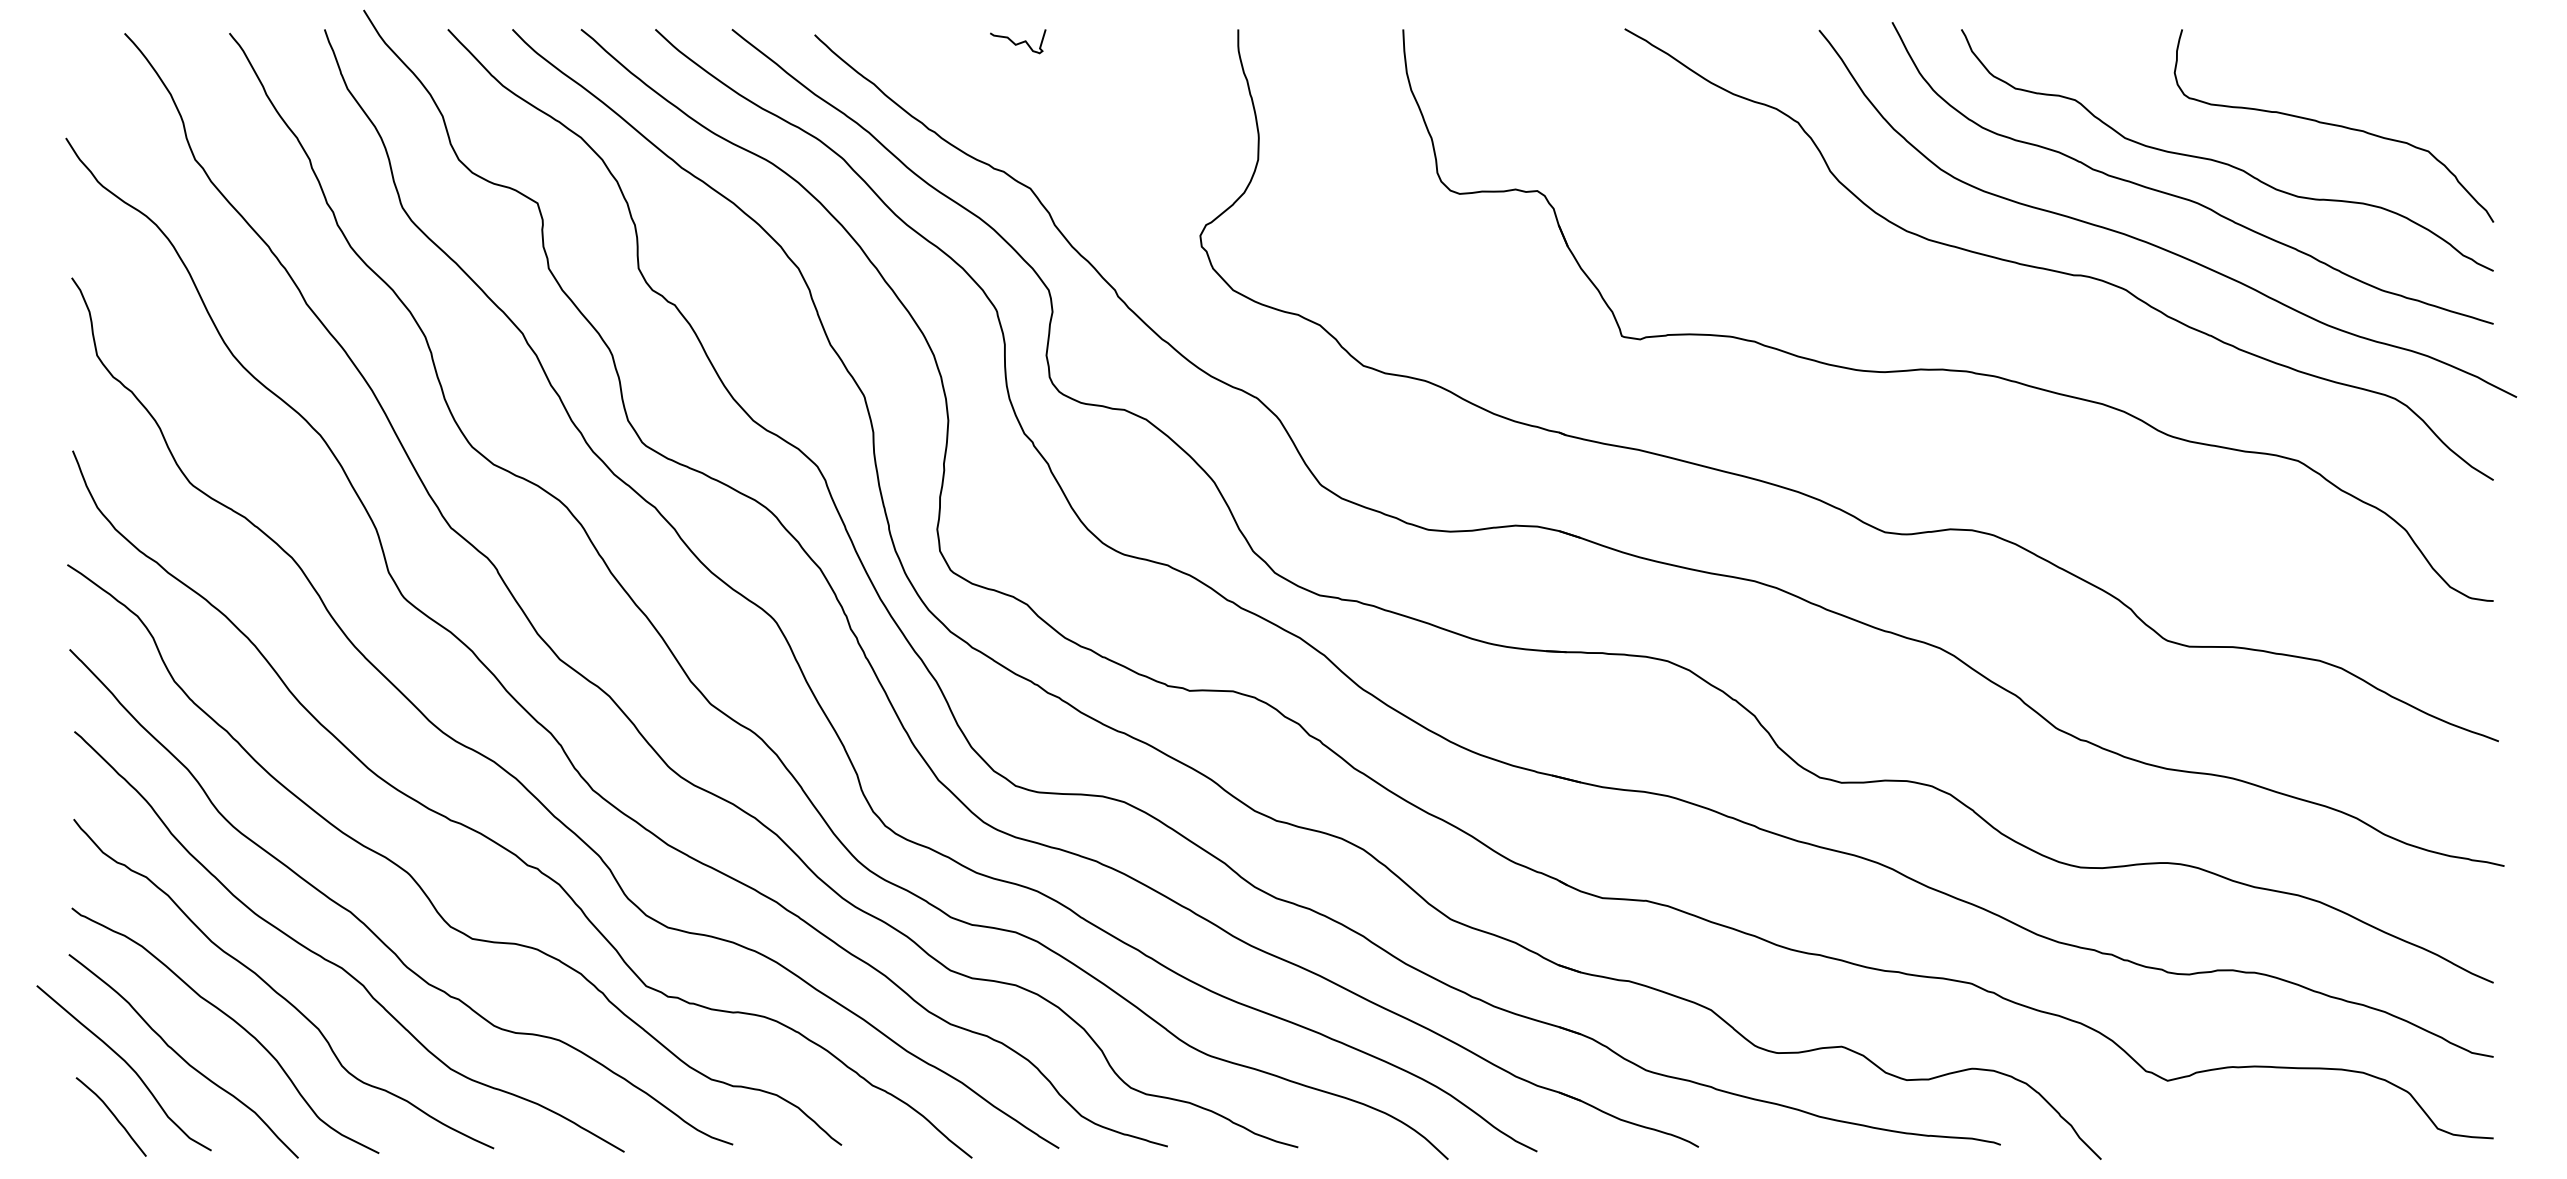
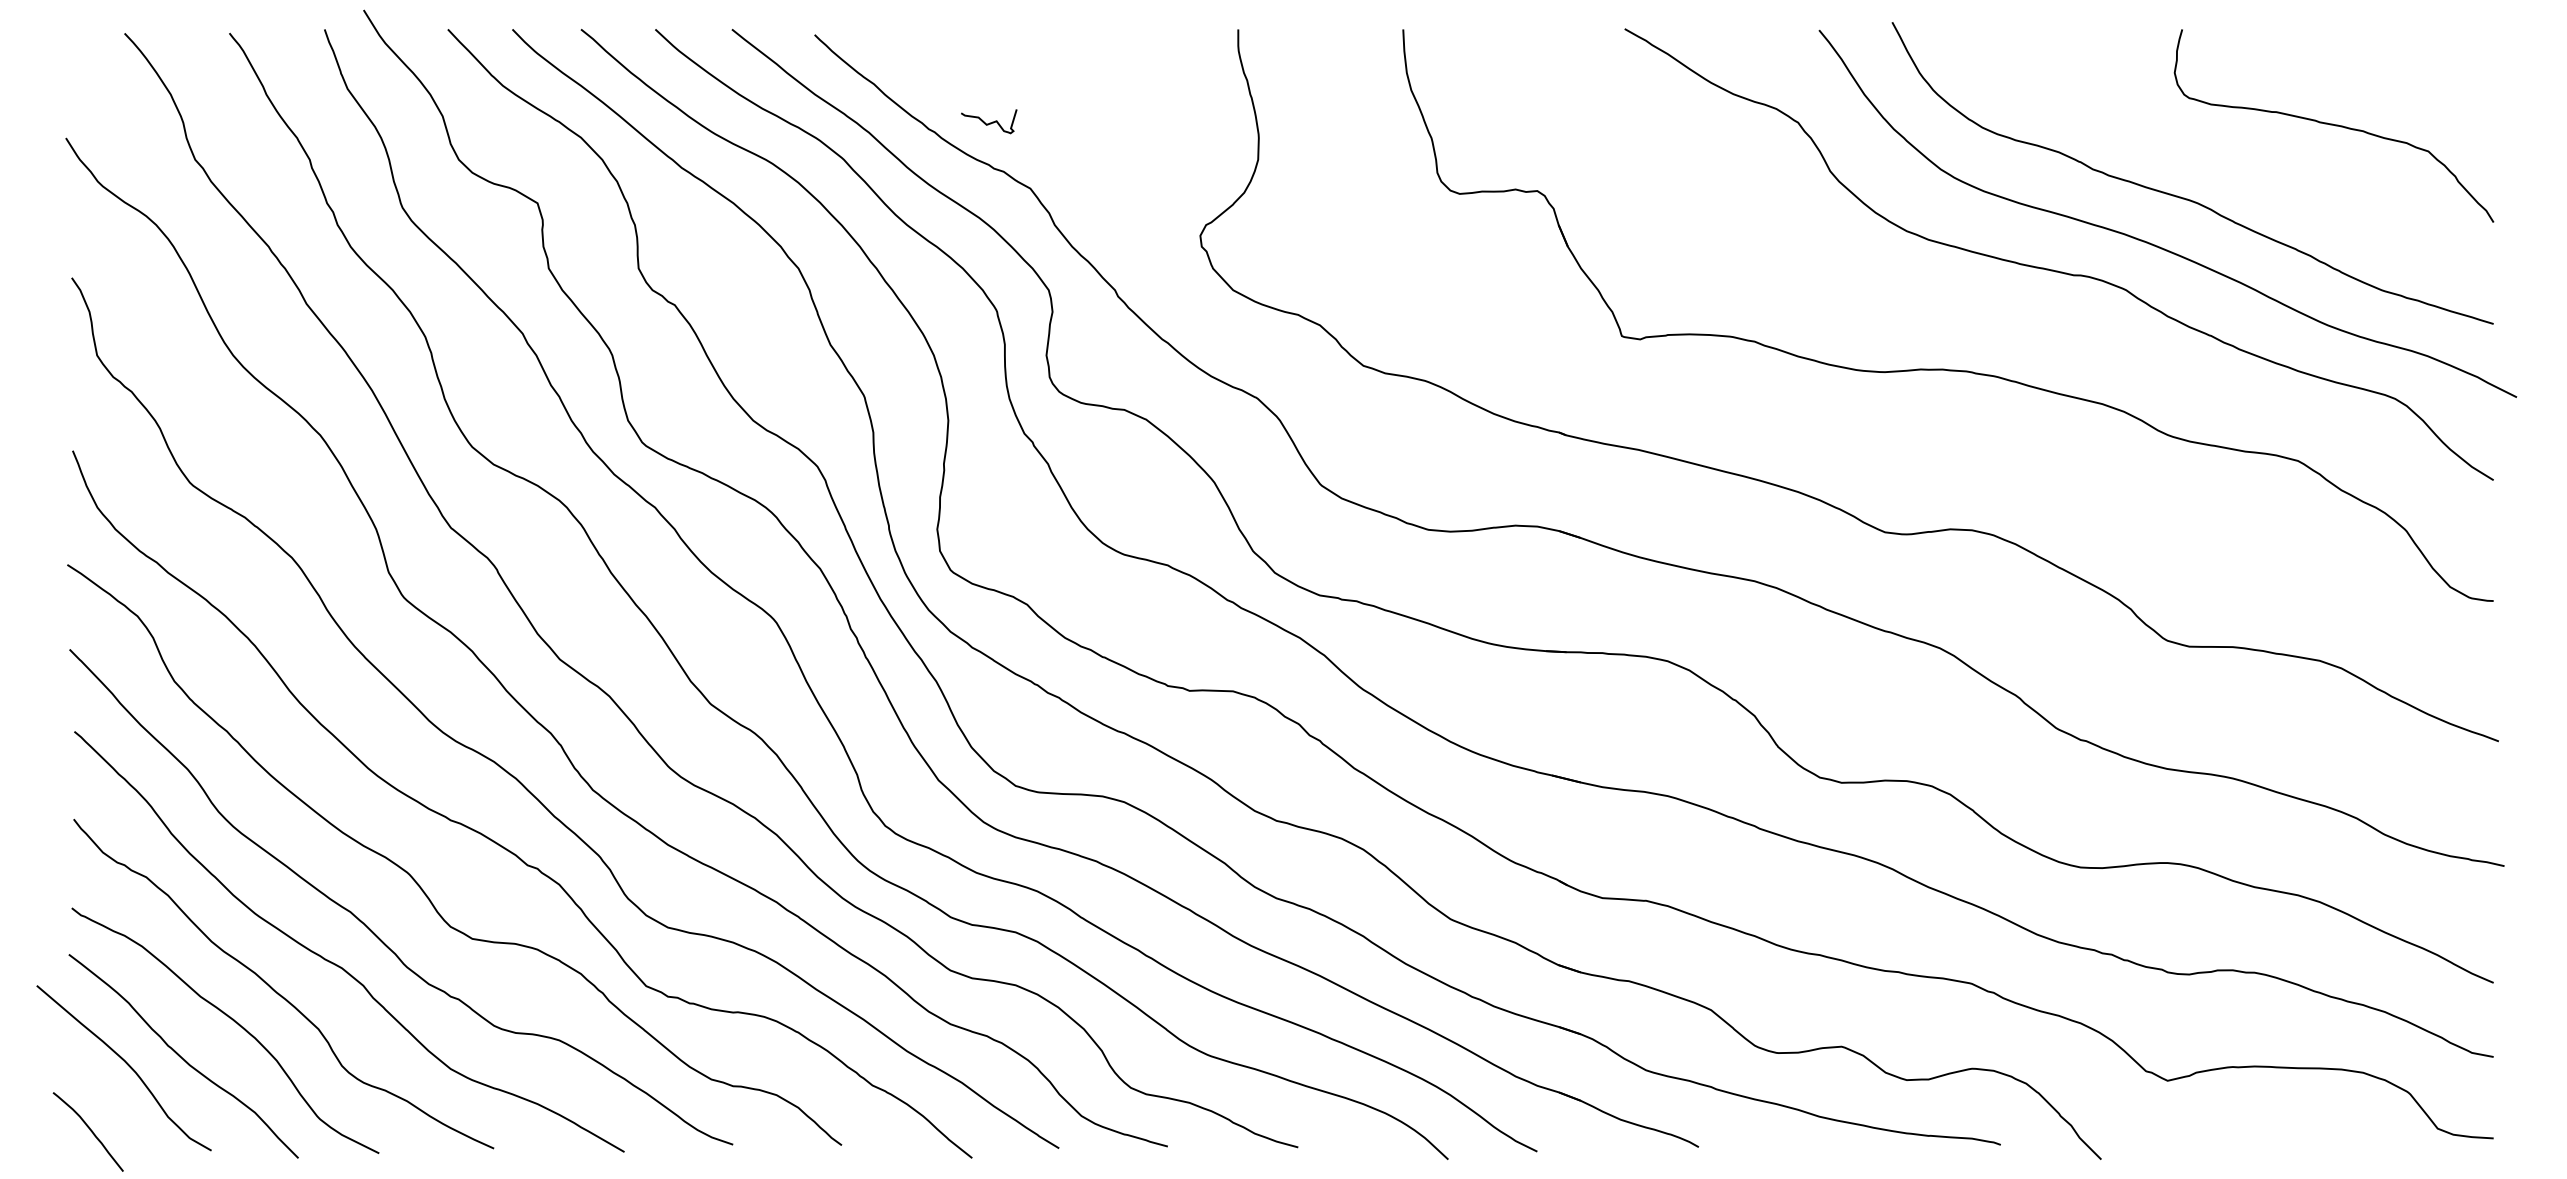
curve position: (1018, 42) -> (989, 122) (989, 122)
curve: present -> none (2225, 162)
curve position: (112, 1114) -> (89, 1129) (89, 1129)
